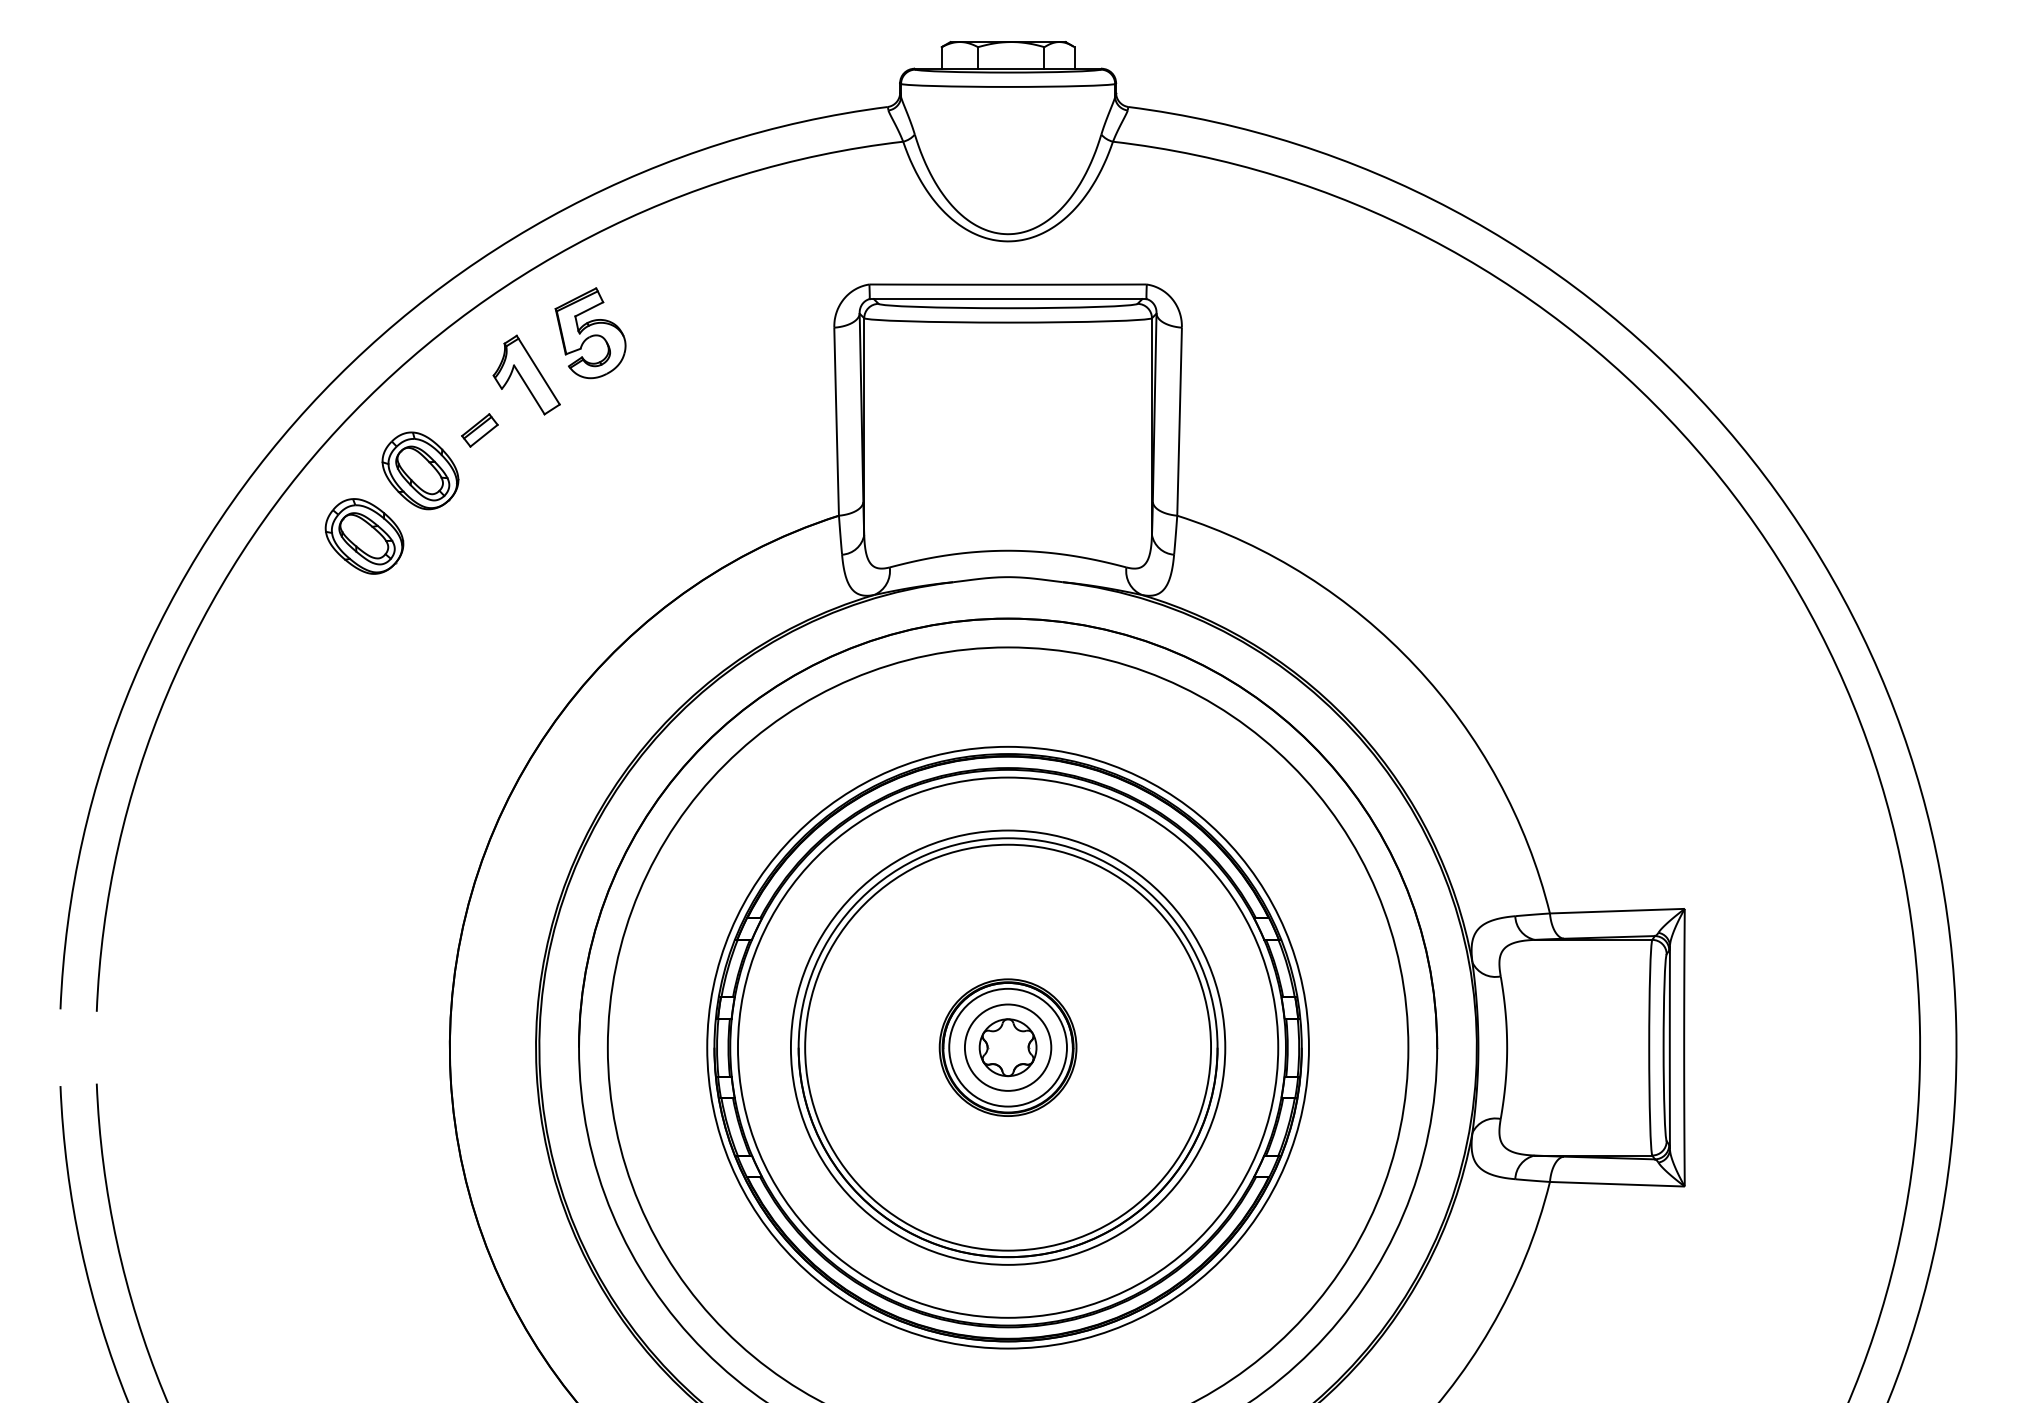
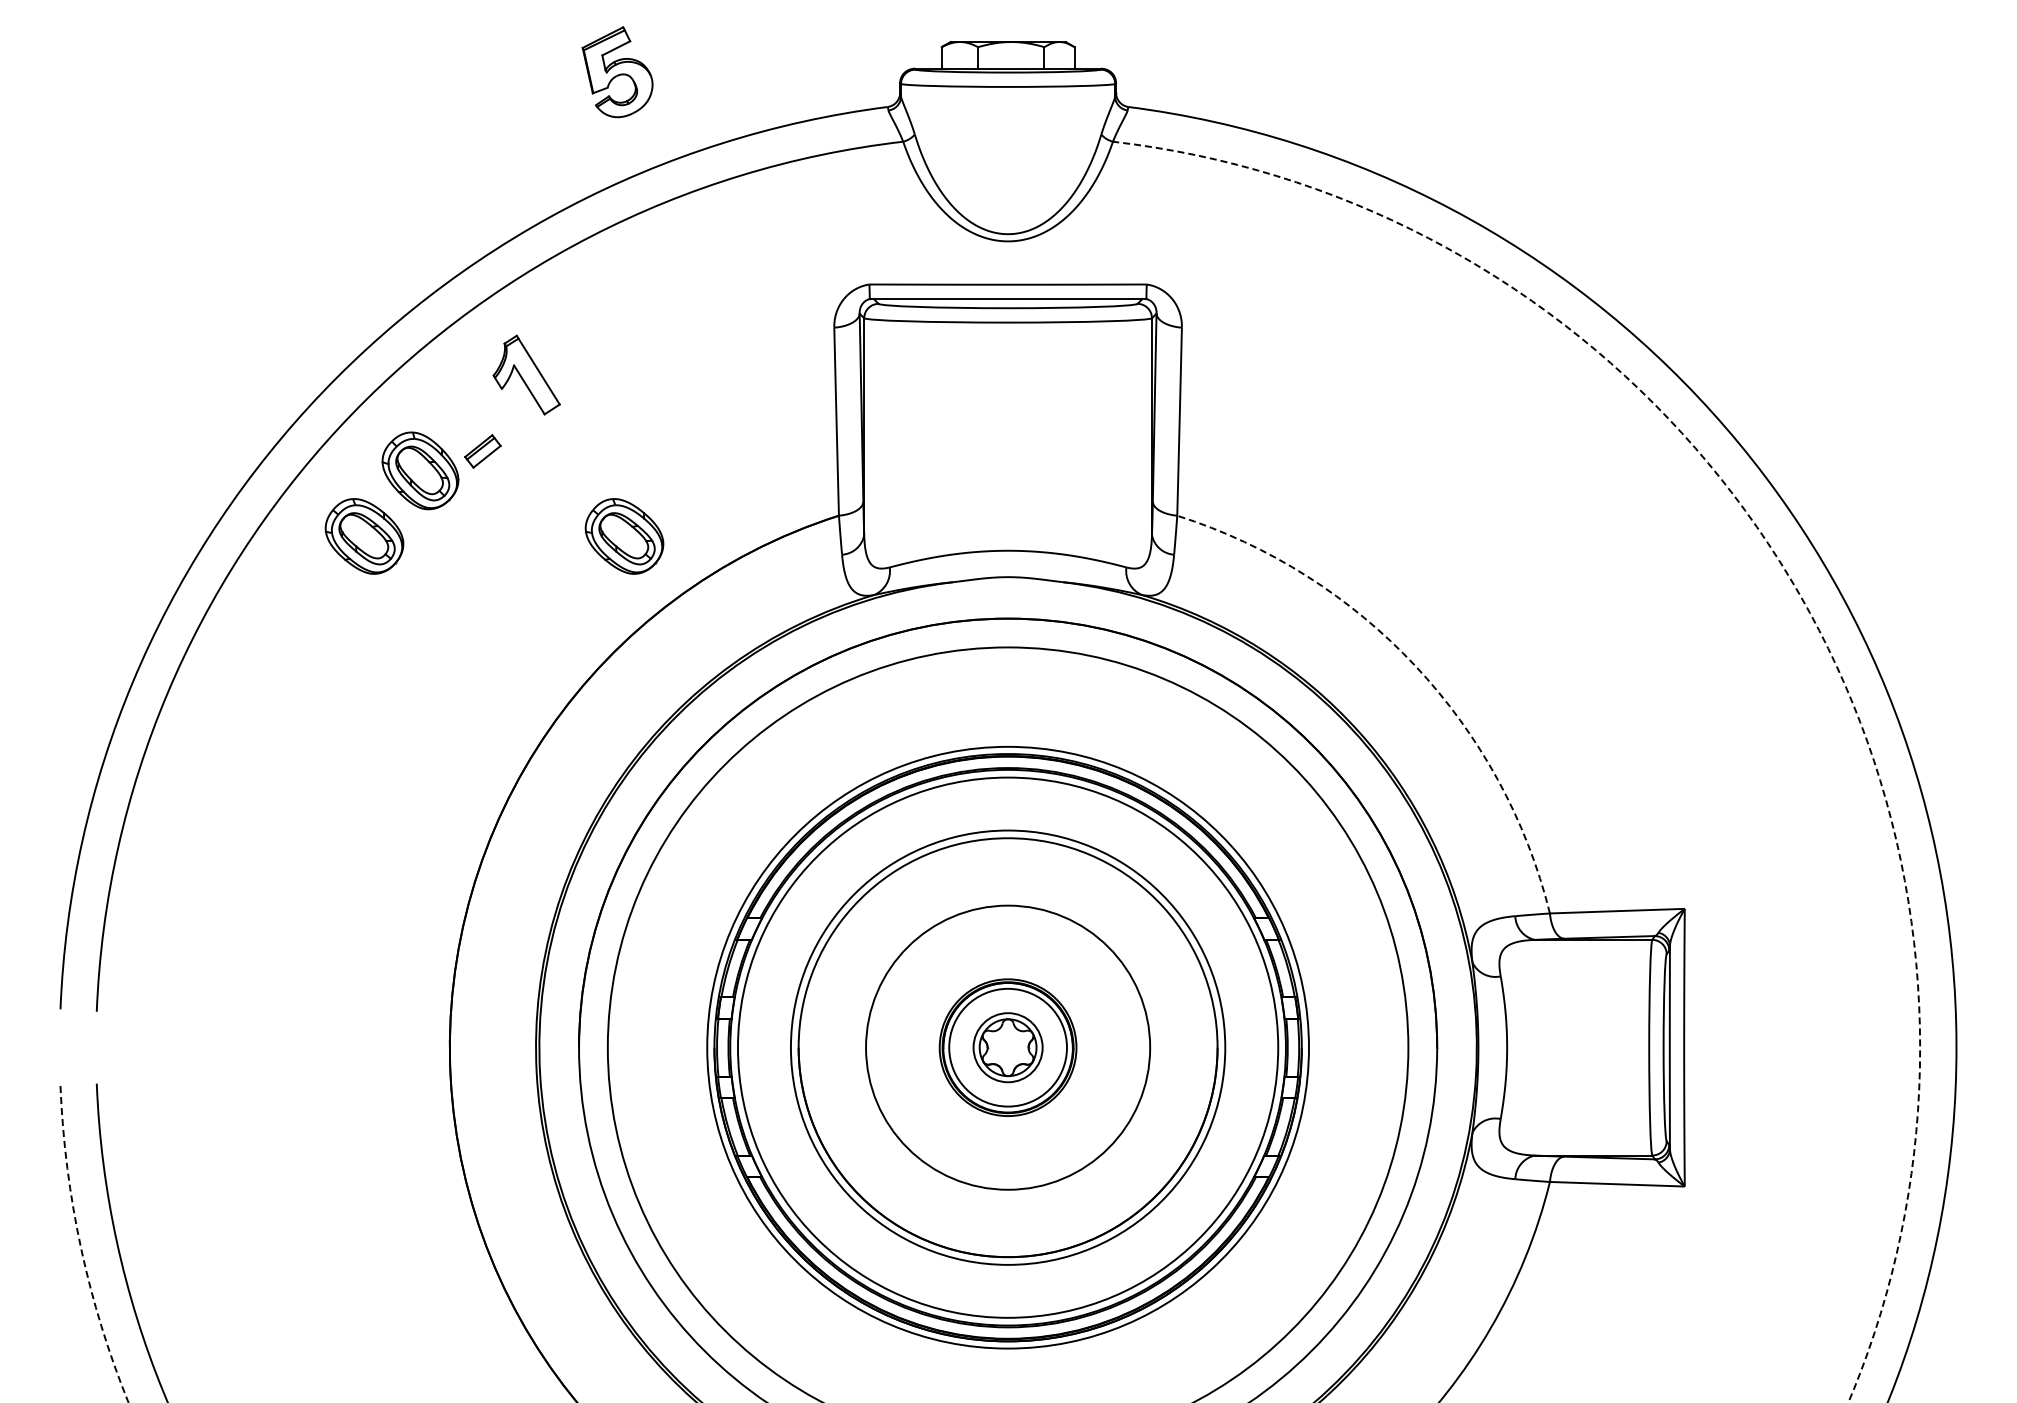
part position: (590, 333) -> (617, 72) (617, 72)
part position: (479, 430) -> (482, 451) (482, 451)
part: none -> present (624, 536)
arc: solid -> dashed (1794, 585)
arc: solid -> dashed (1415, 666)
circle diameter: 86 px -> 69 px (1007, 1047)
circle diameter: 406 px -> 284 px (1008, 1047)
arc: solid -> dashed (81, 1248)
